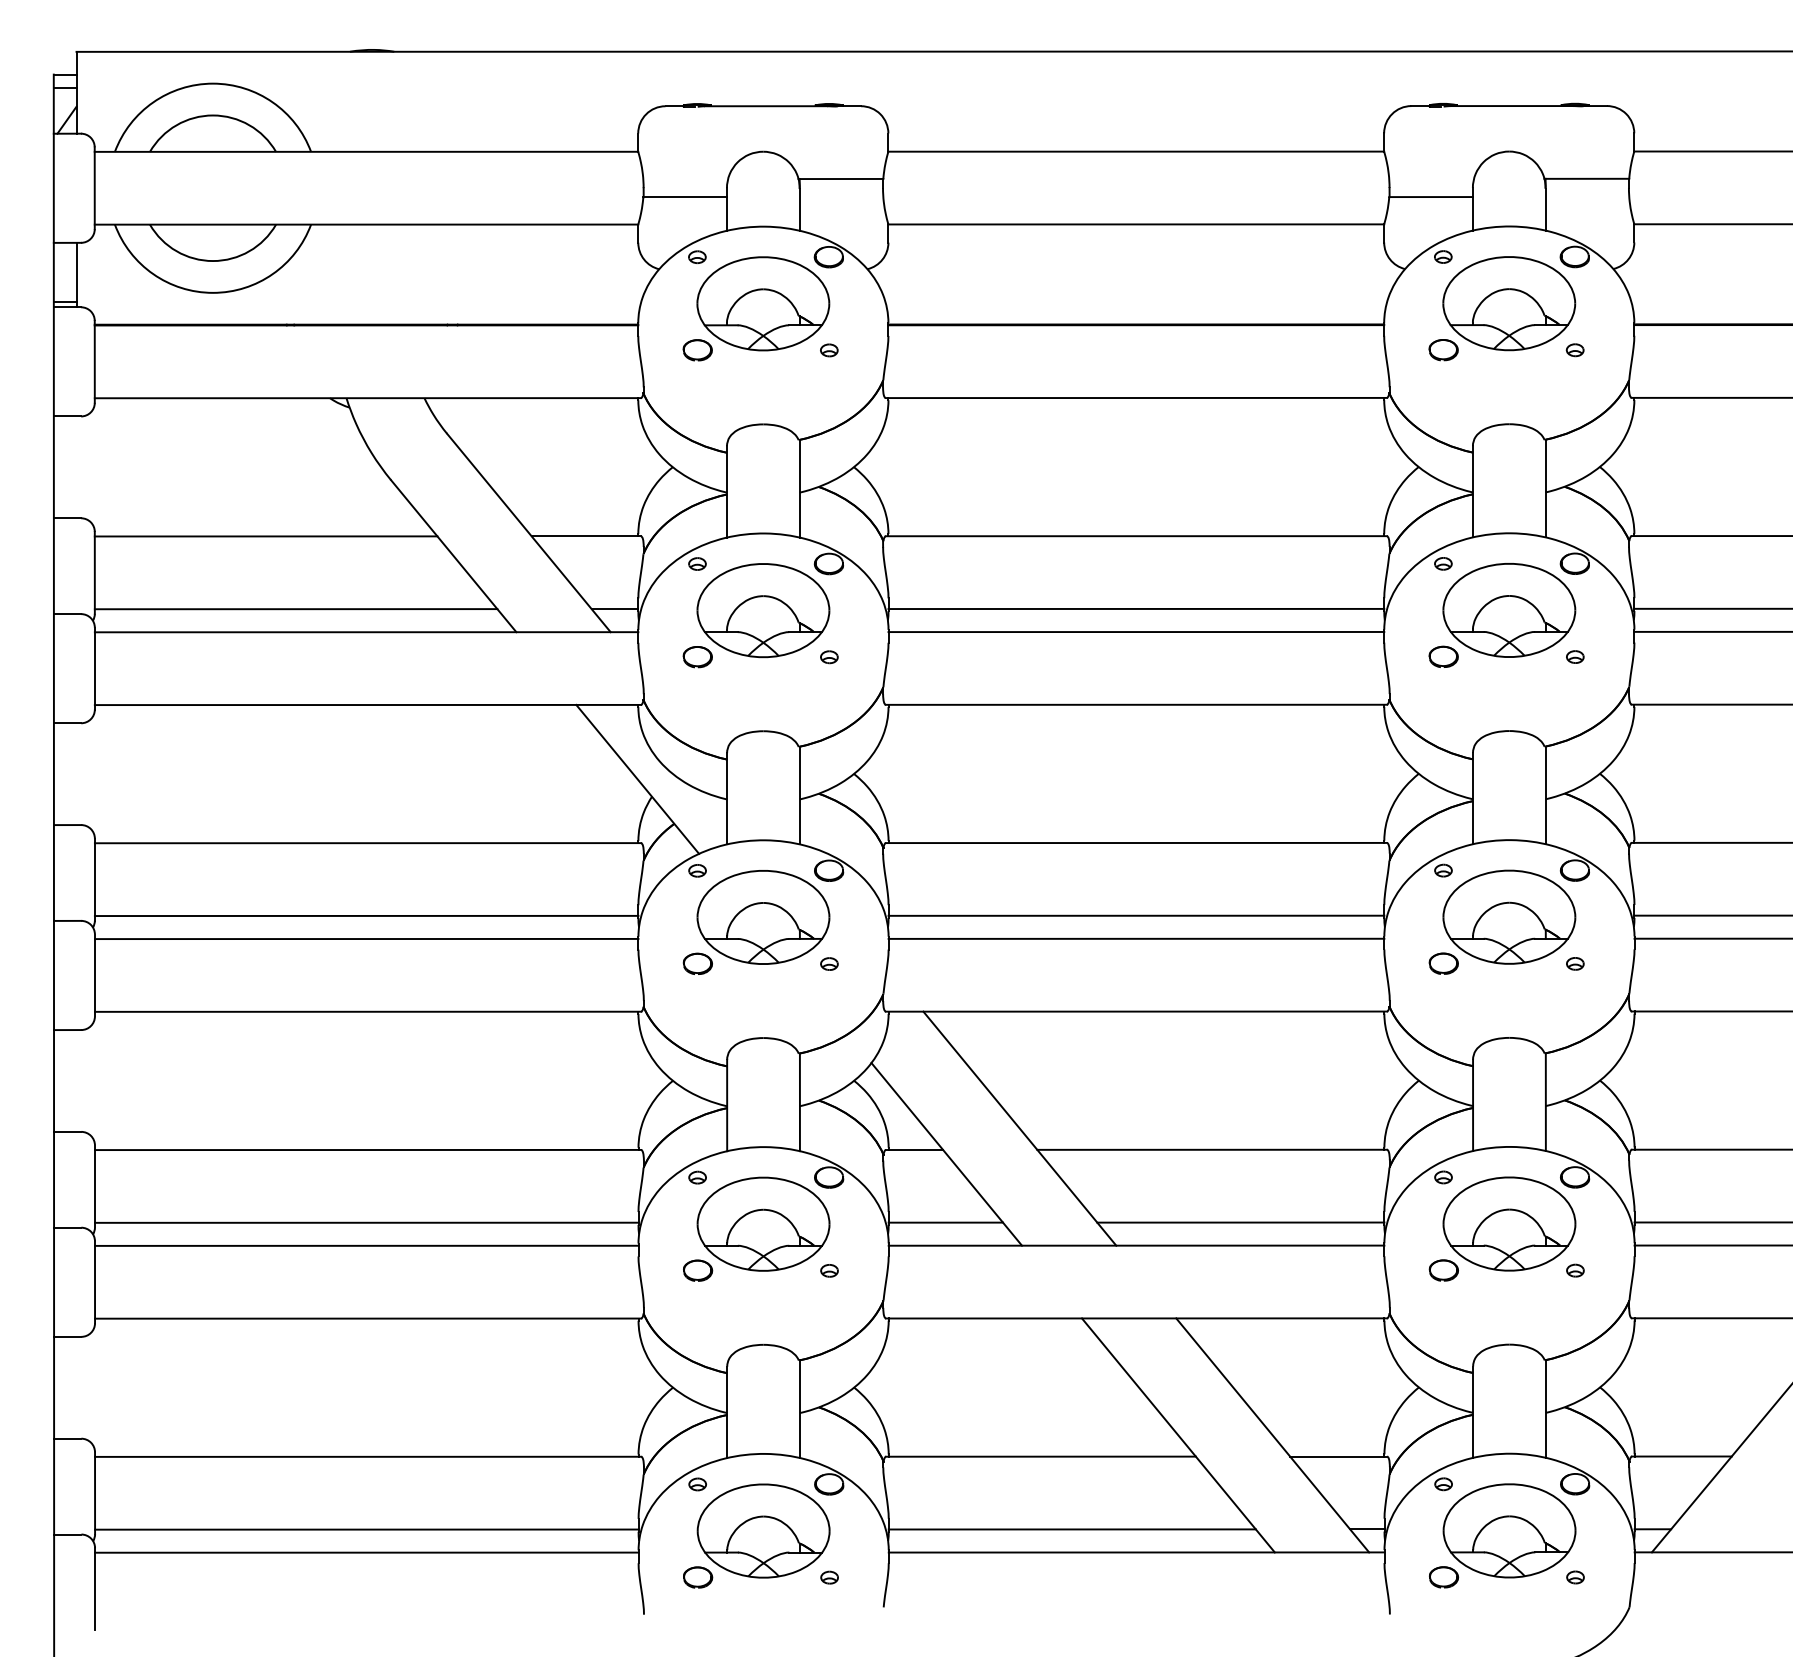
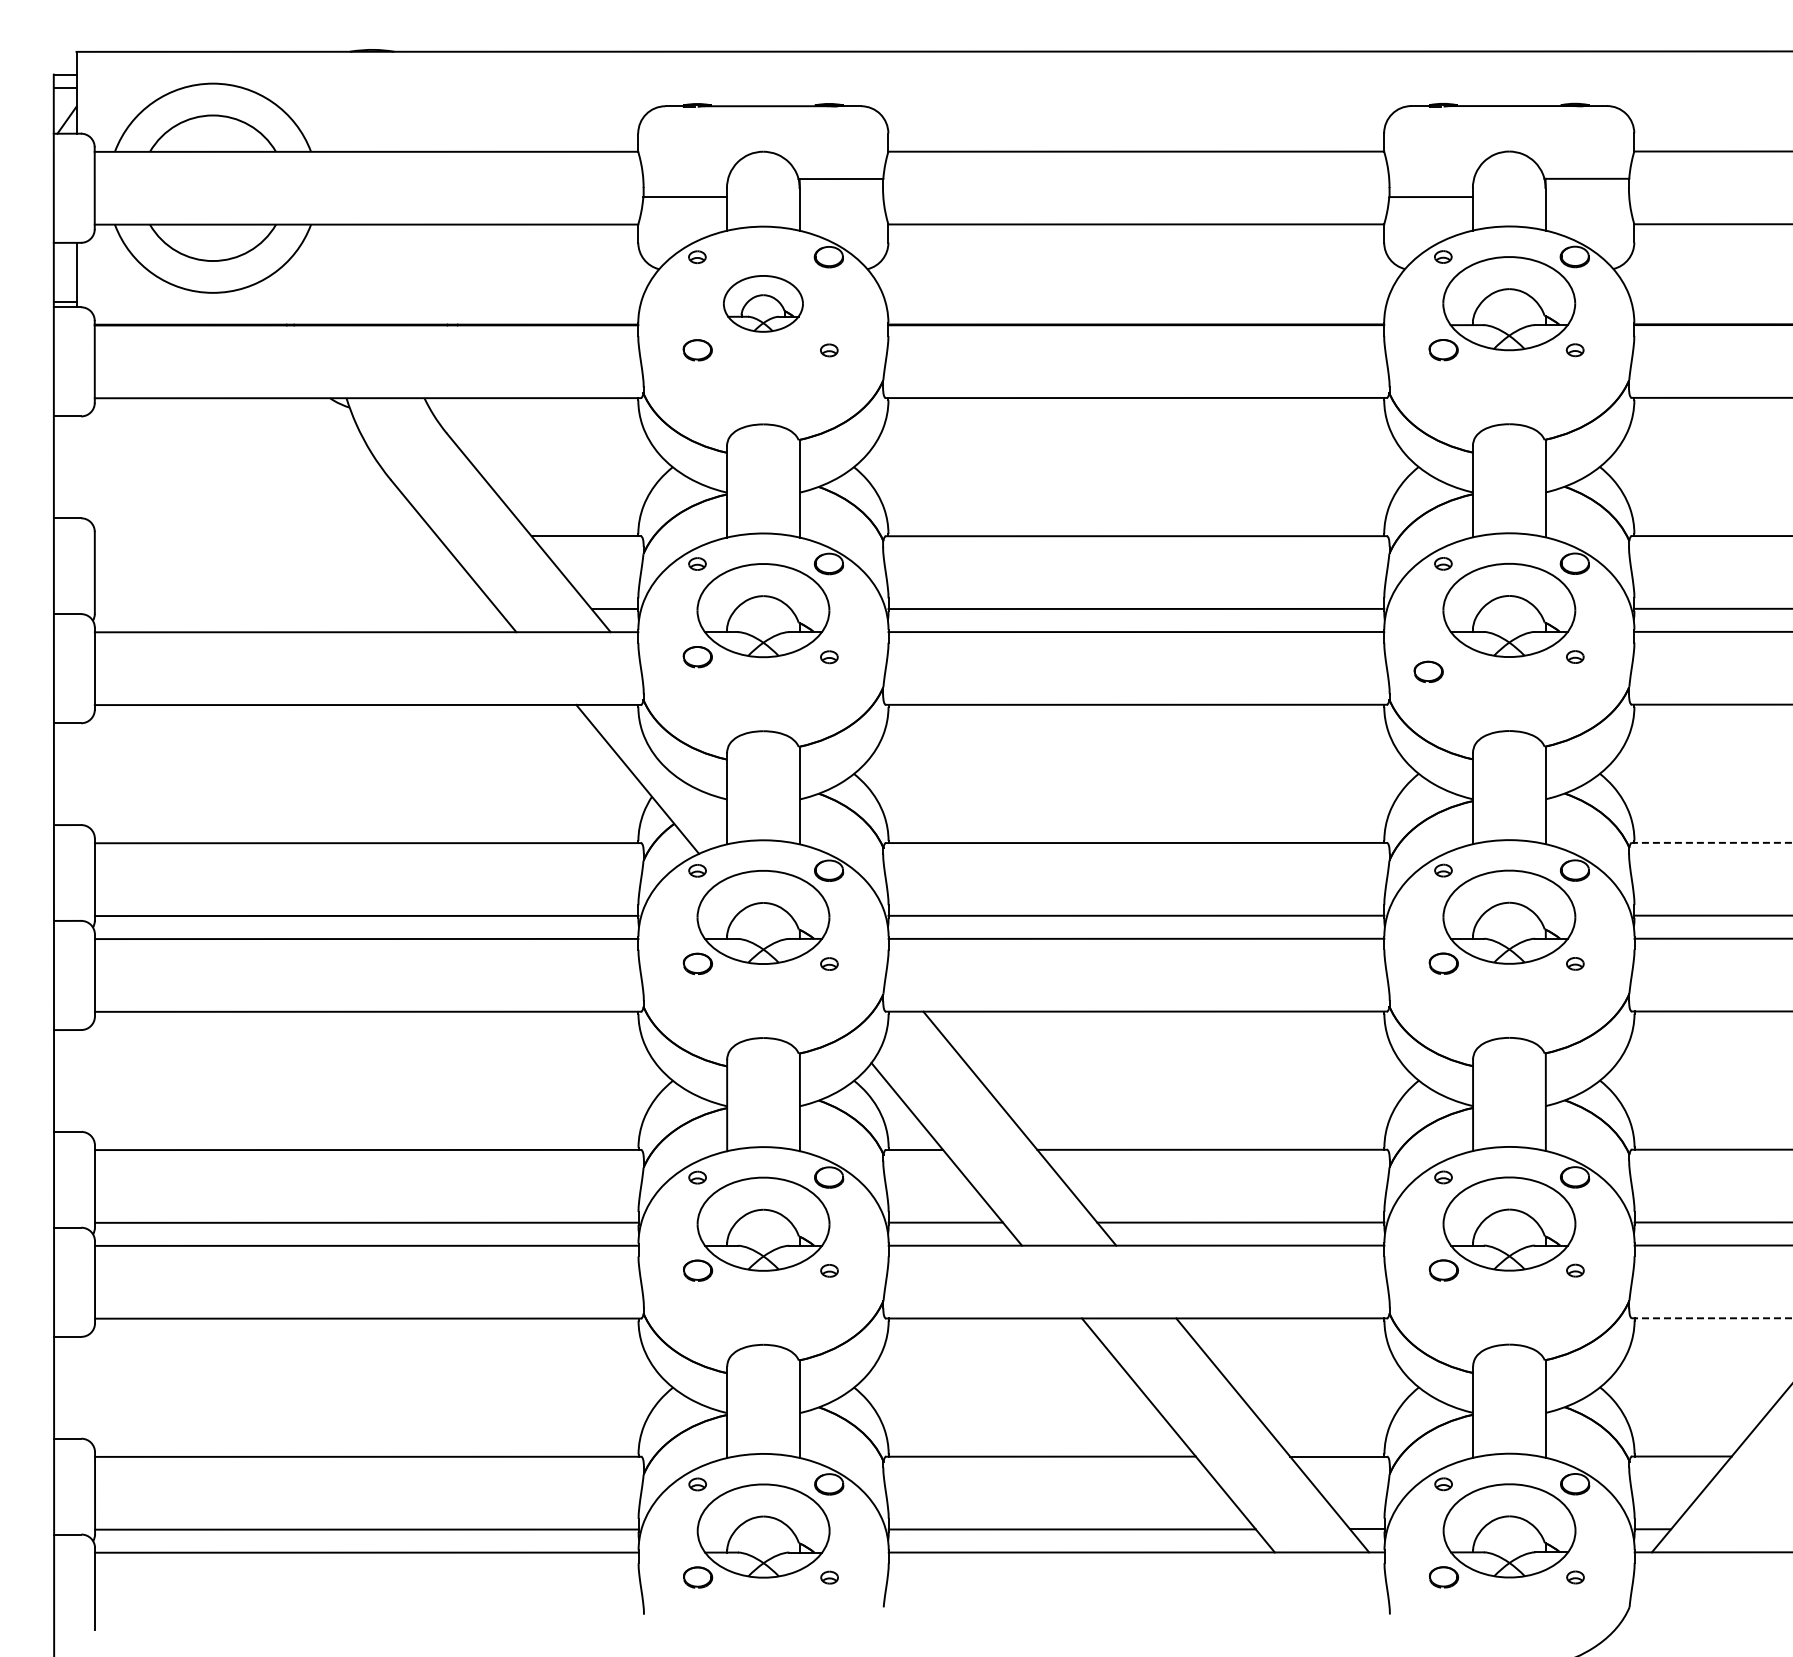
part size: 135x96 px -> 81x58 px (763, 303)
line: present -> none (265, 536)
line: present -> none (295, 609)
part position: (1443, 656) -> (1428, 671) (1428, 671)
line: solid -> dashed (1711, 842)
line: solid -> dashed (1711, 1318)
